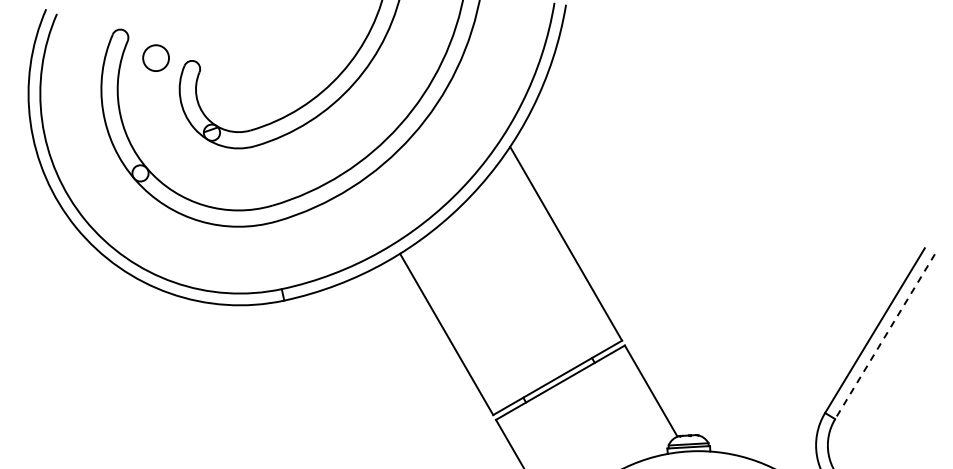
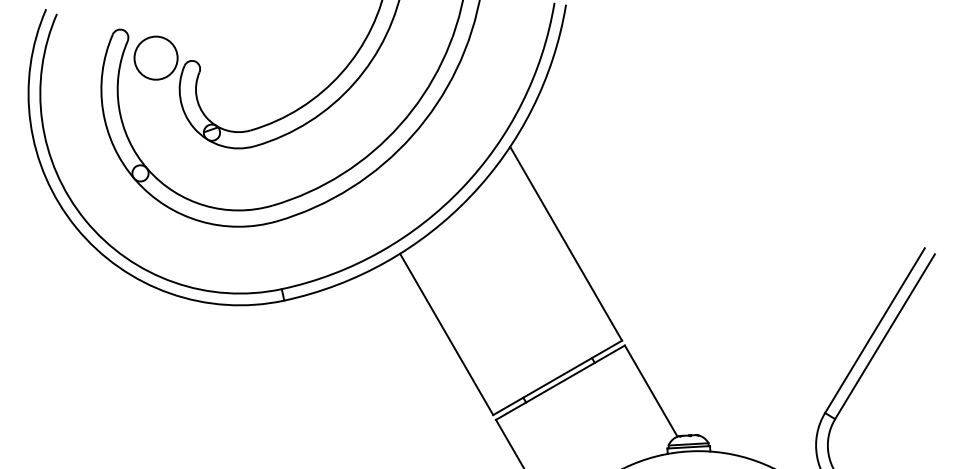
circle diameter: 26 px -> 43 px (155, 57)
line: dashed -> solid (884, 337)
